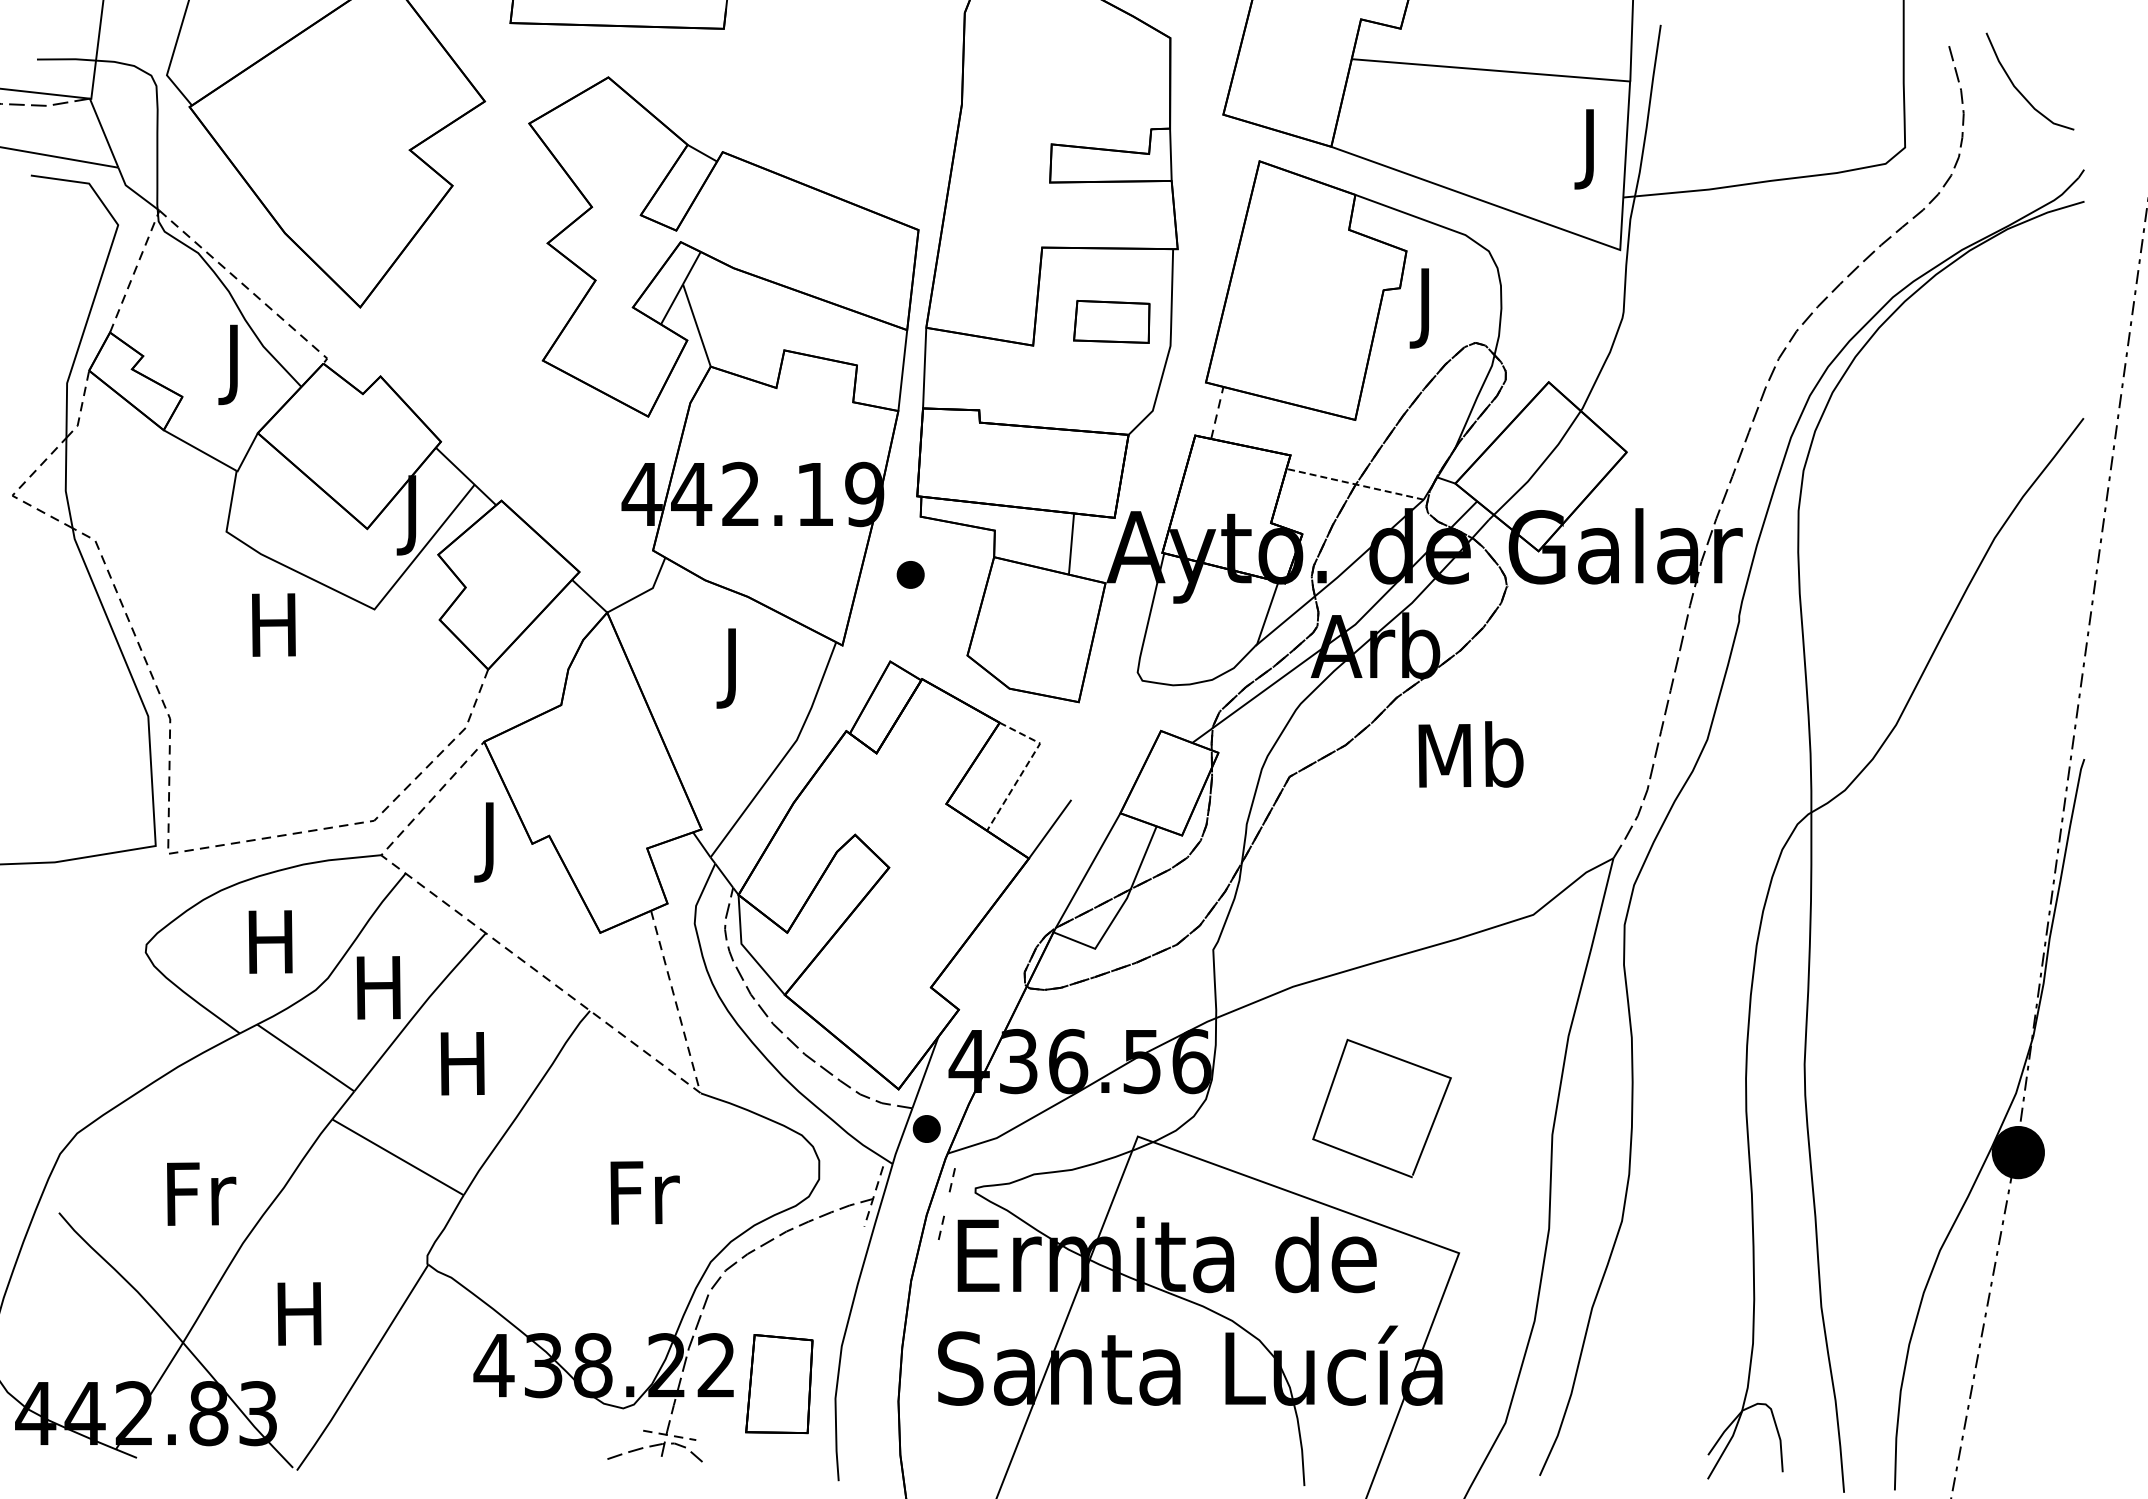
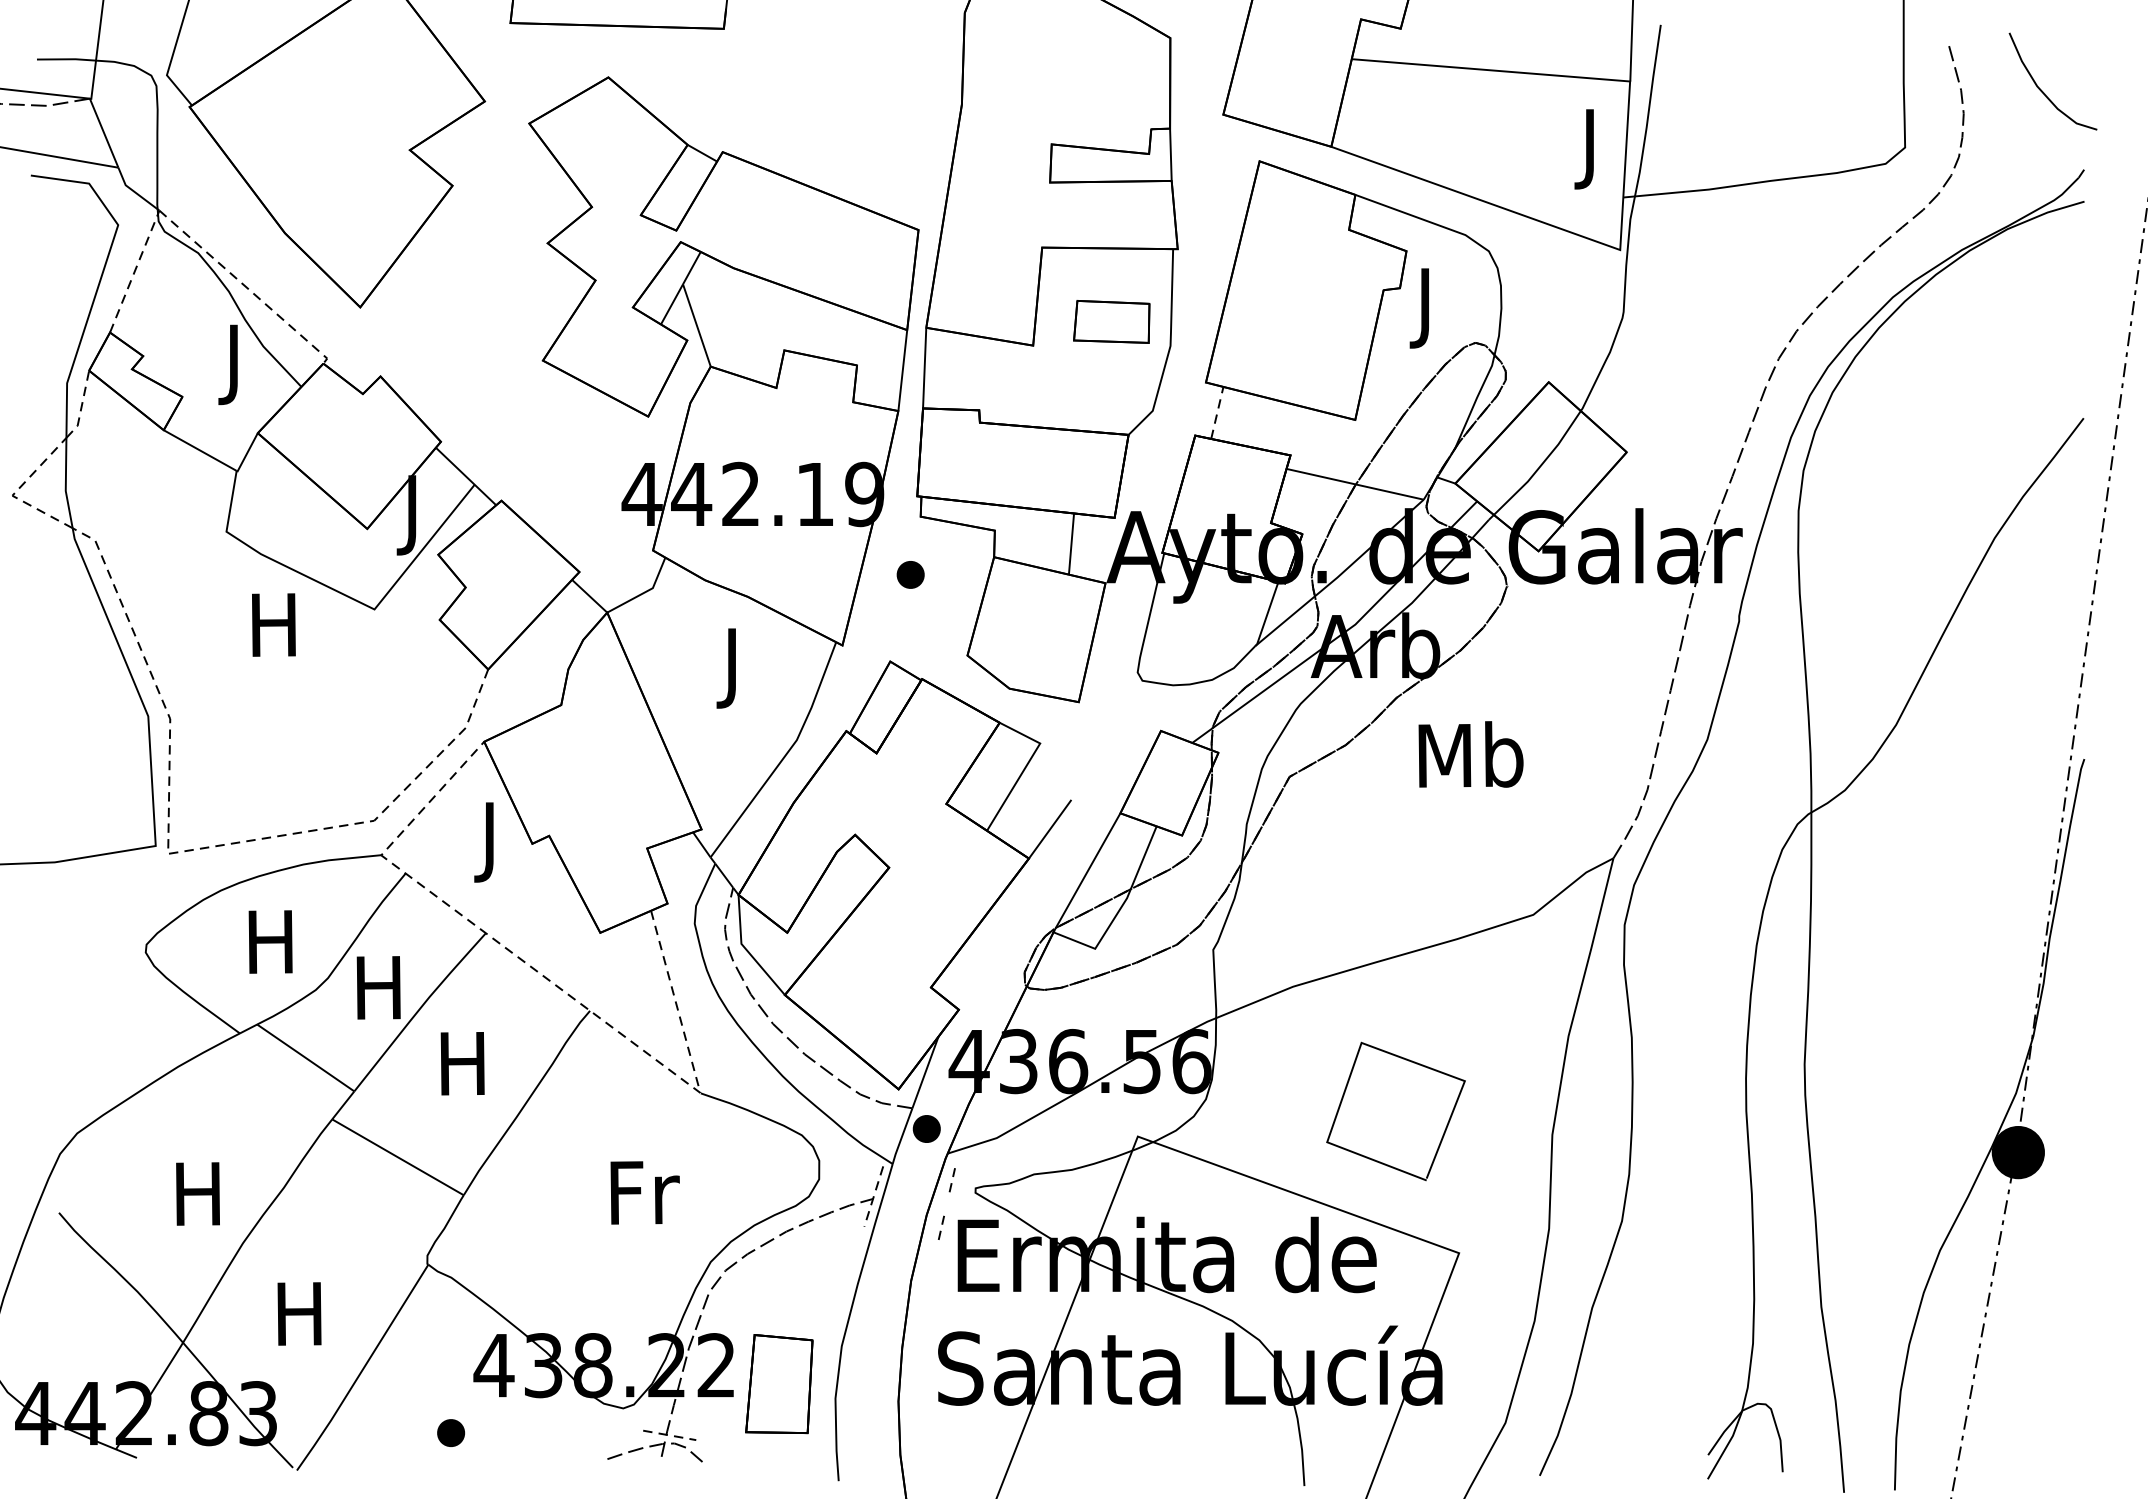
curve position: (2019, 90) -> (2042, 90) (2042, 90)
line: dashed -> solid (1354, 484)
line: dashed -> solid (1025, 767)
line position: (1399, 1060) -> (1413, 1063) (1413, 1063)
text: Fr -> H (201, 1193)
part: none -> present (451, 1432)
